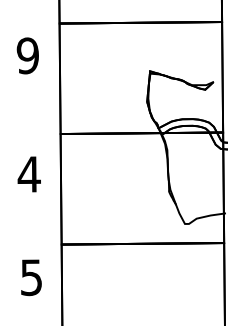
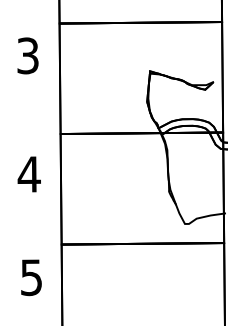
text: 9 -> 3 (27, 55)
